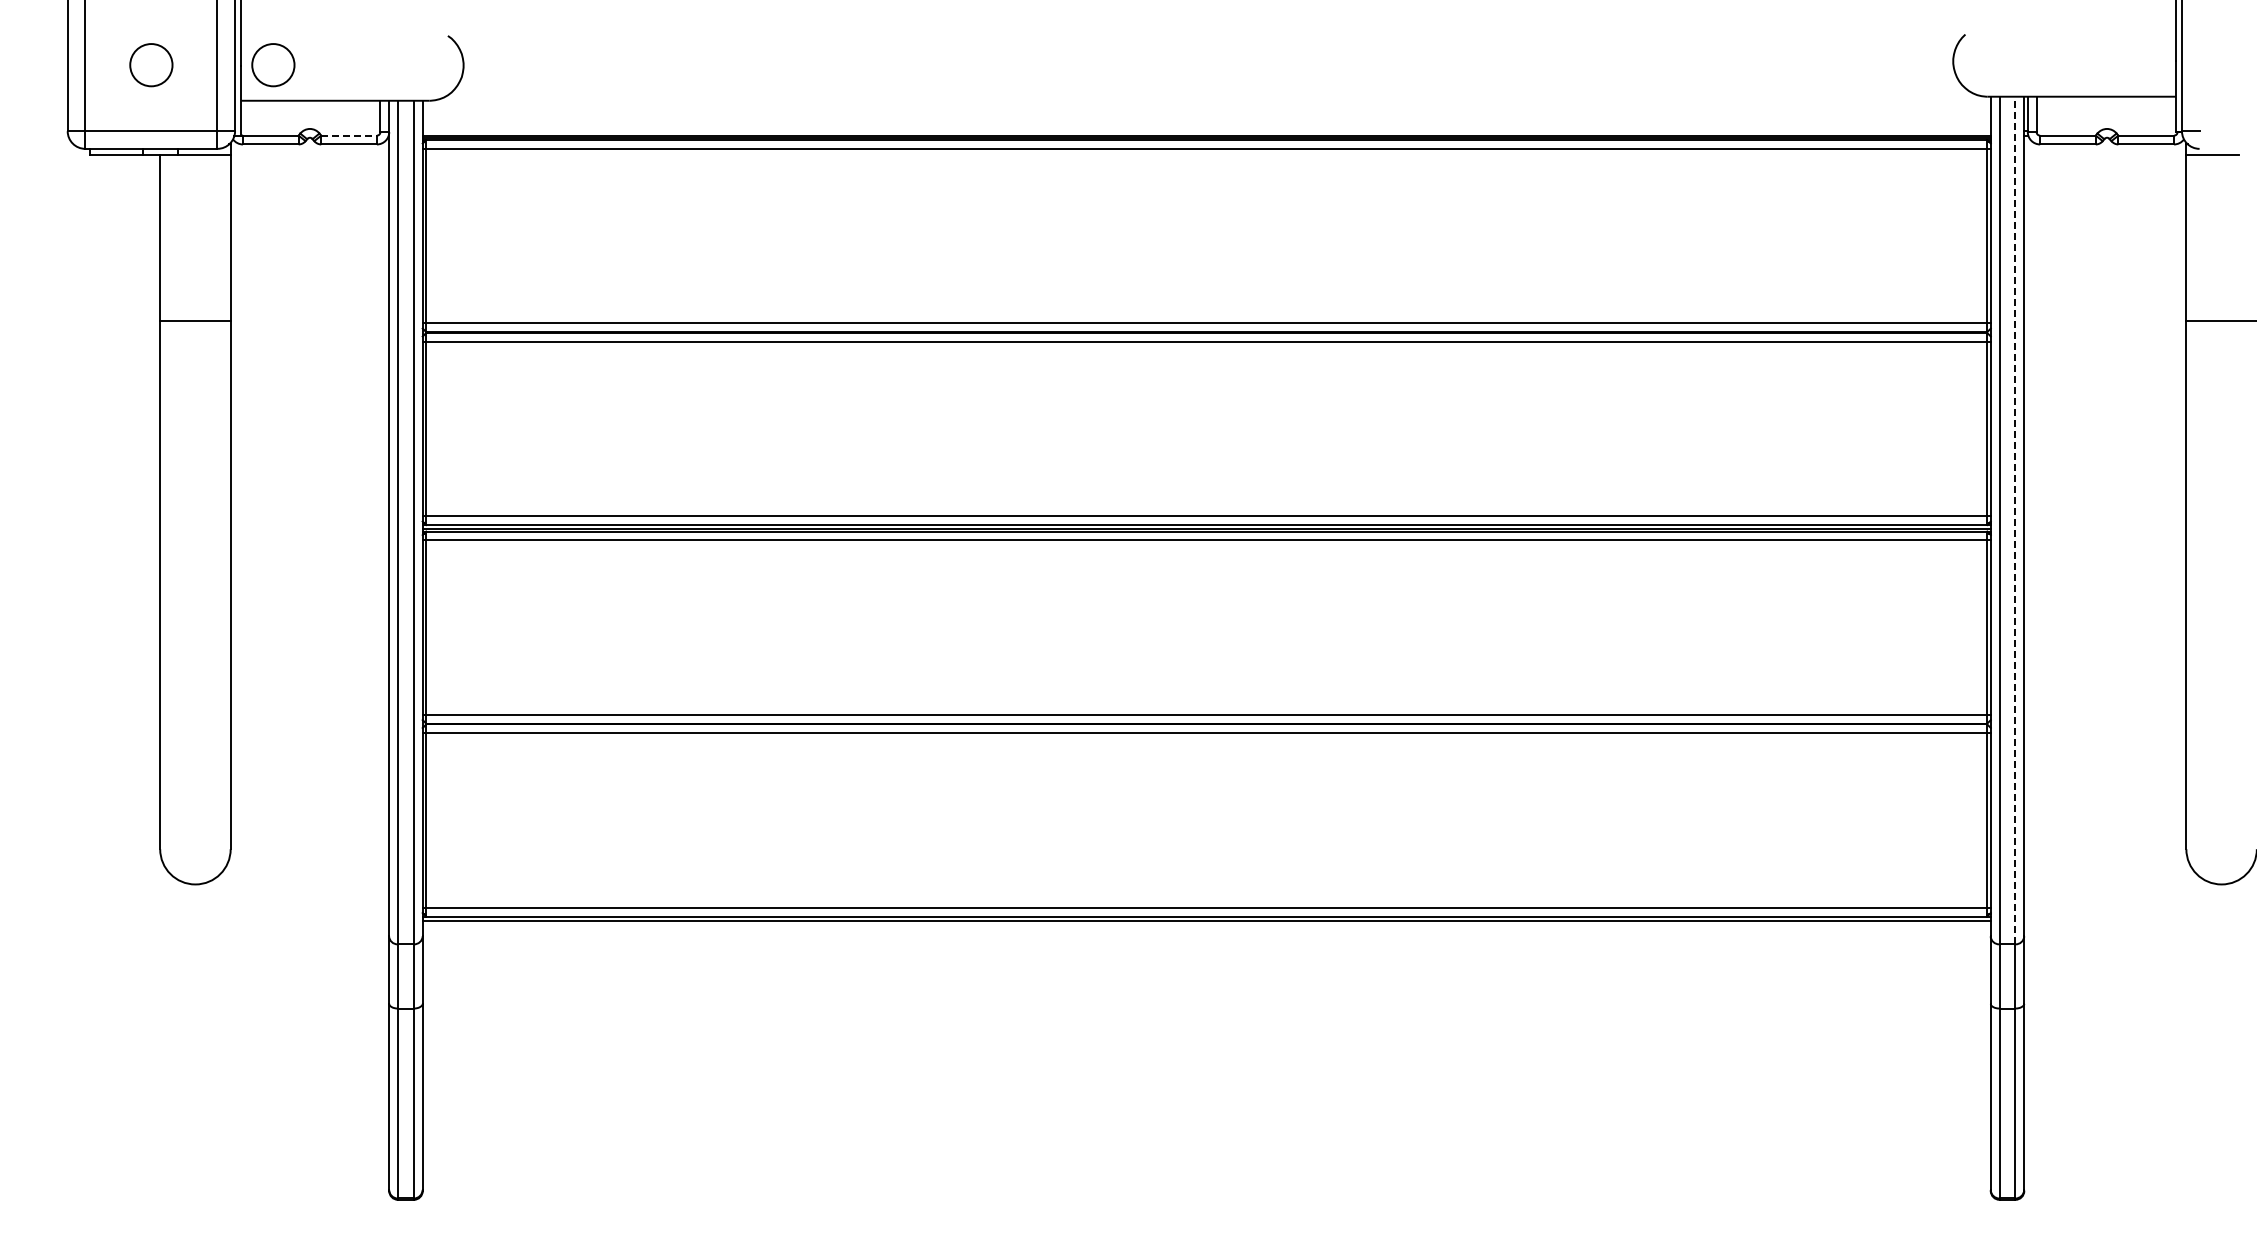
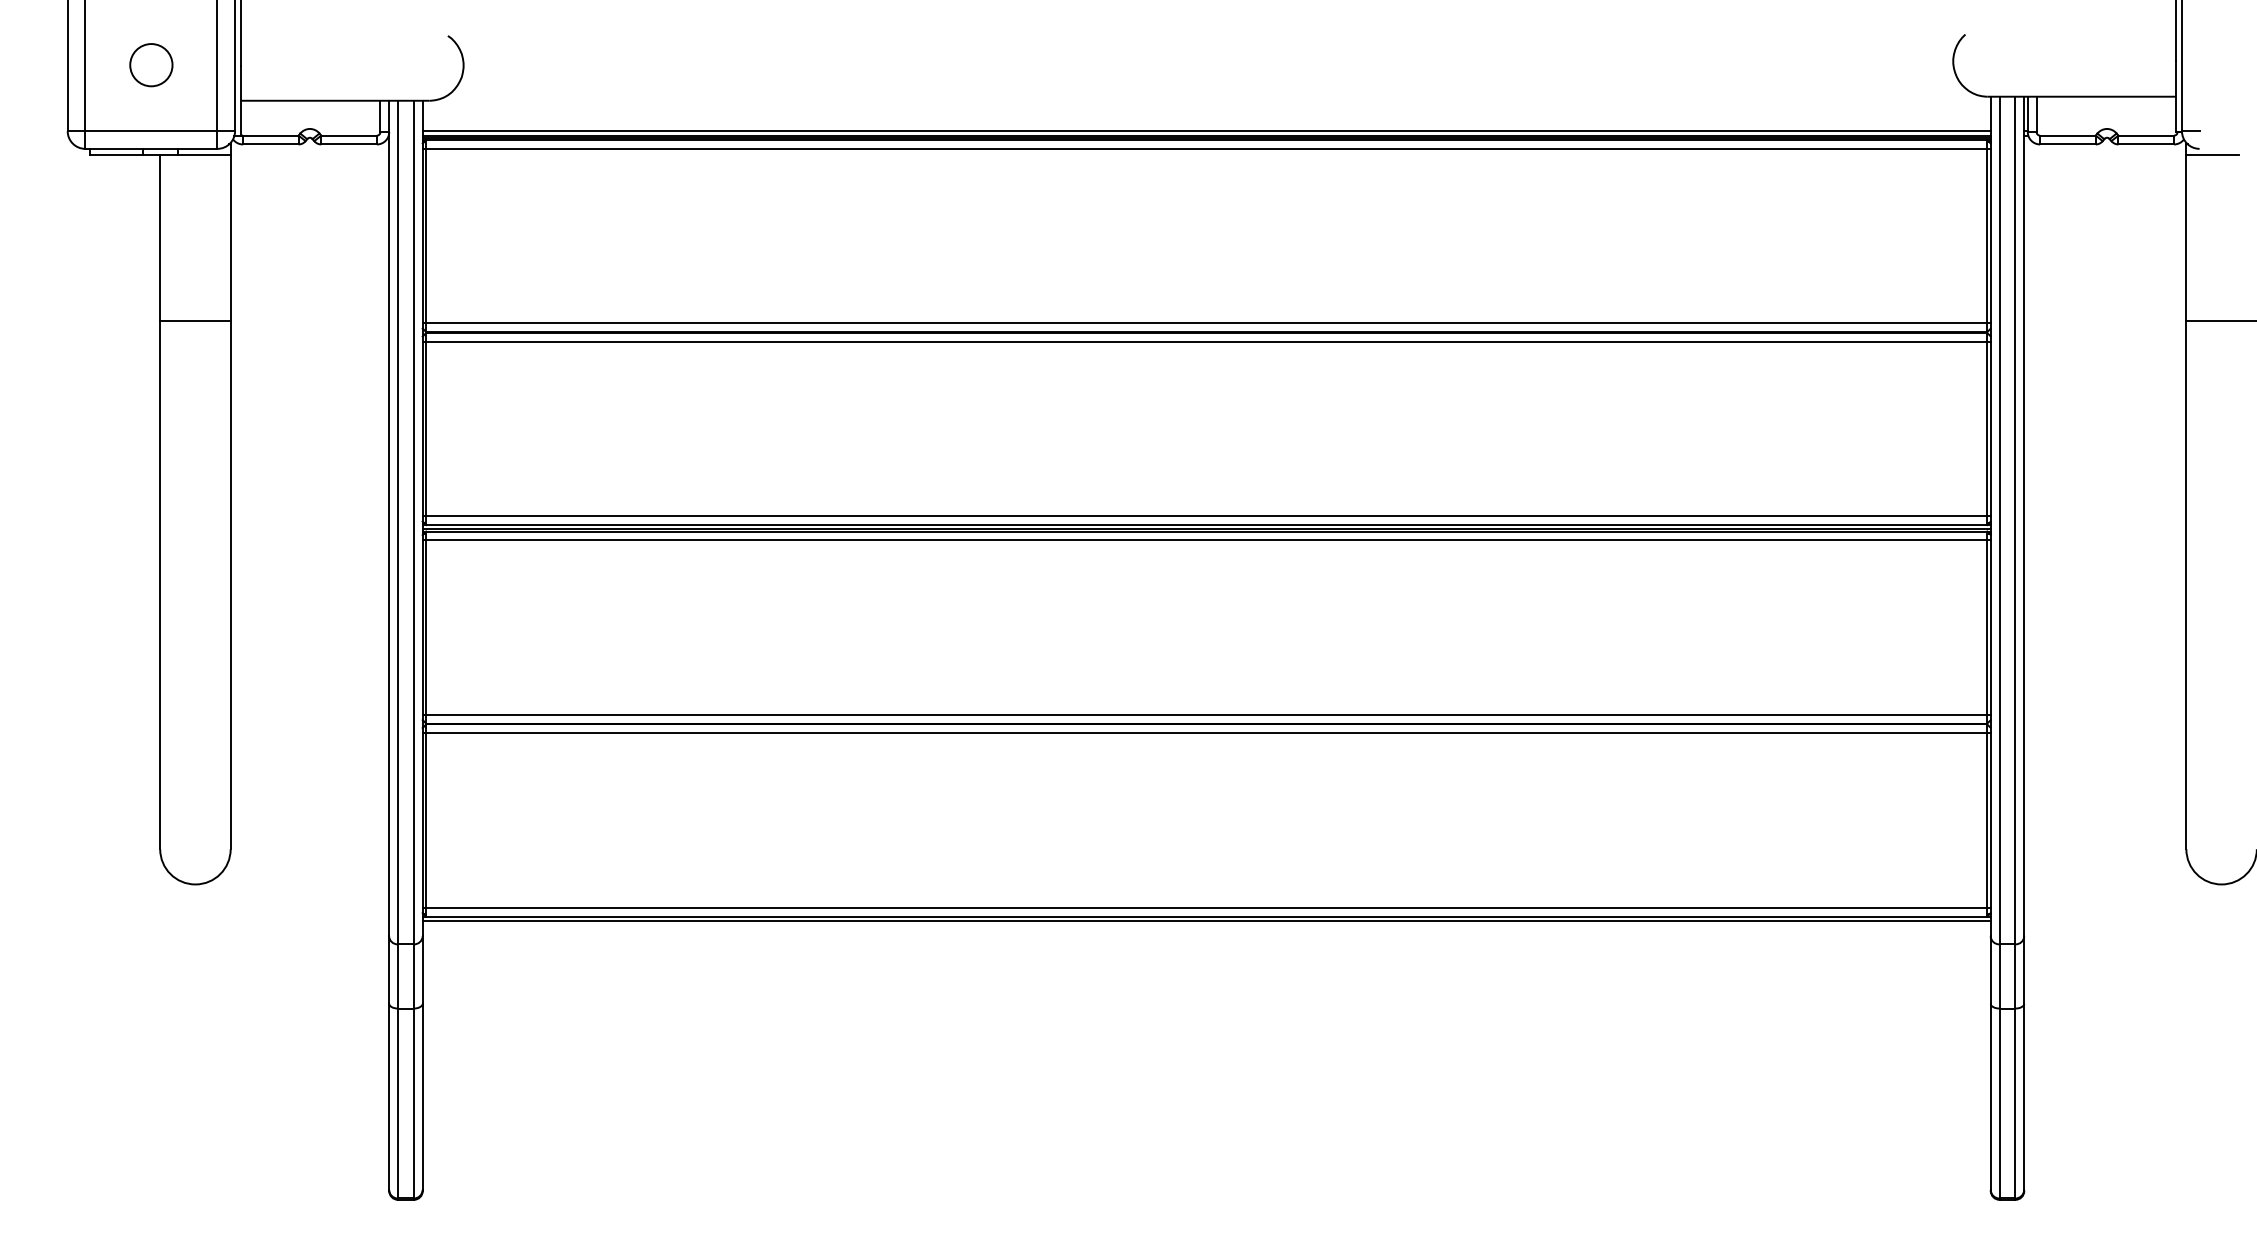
circle: present -> none (273, 65)
line: none -> present (1206, 131)
line: dashed -> solid (349, 135)
line: dashed -> solid (2015, 520)
